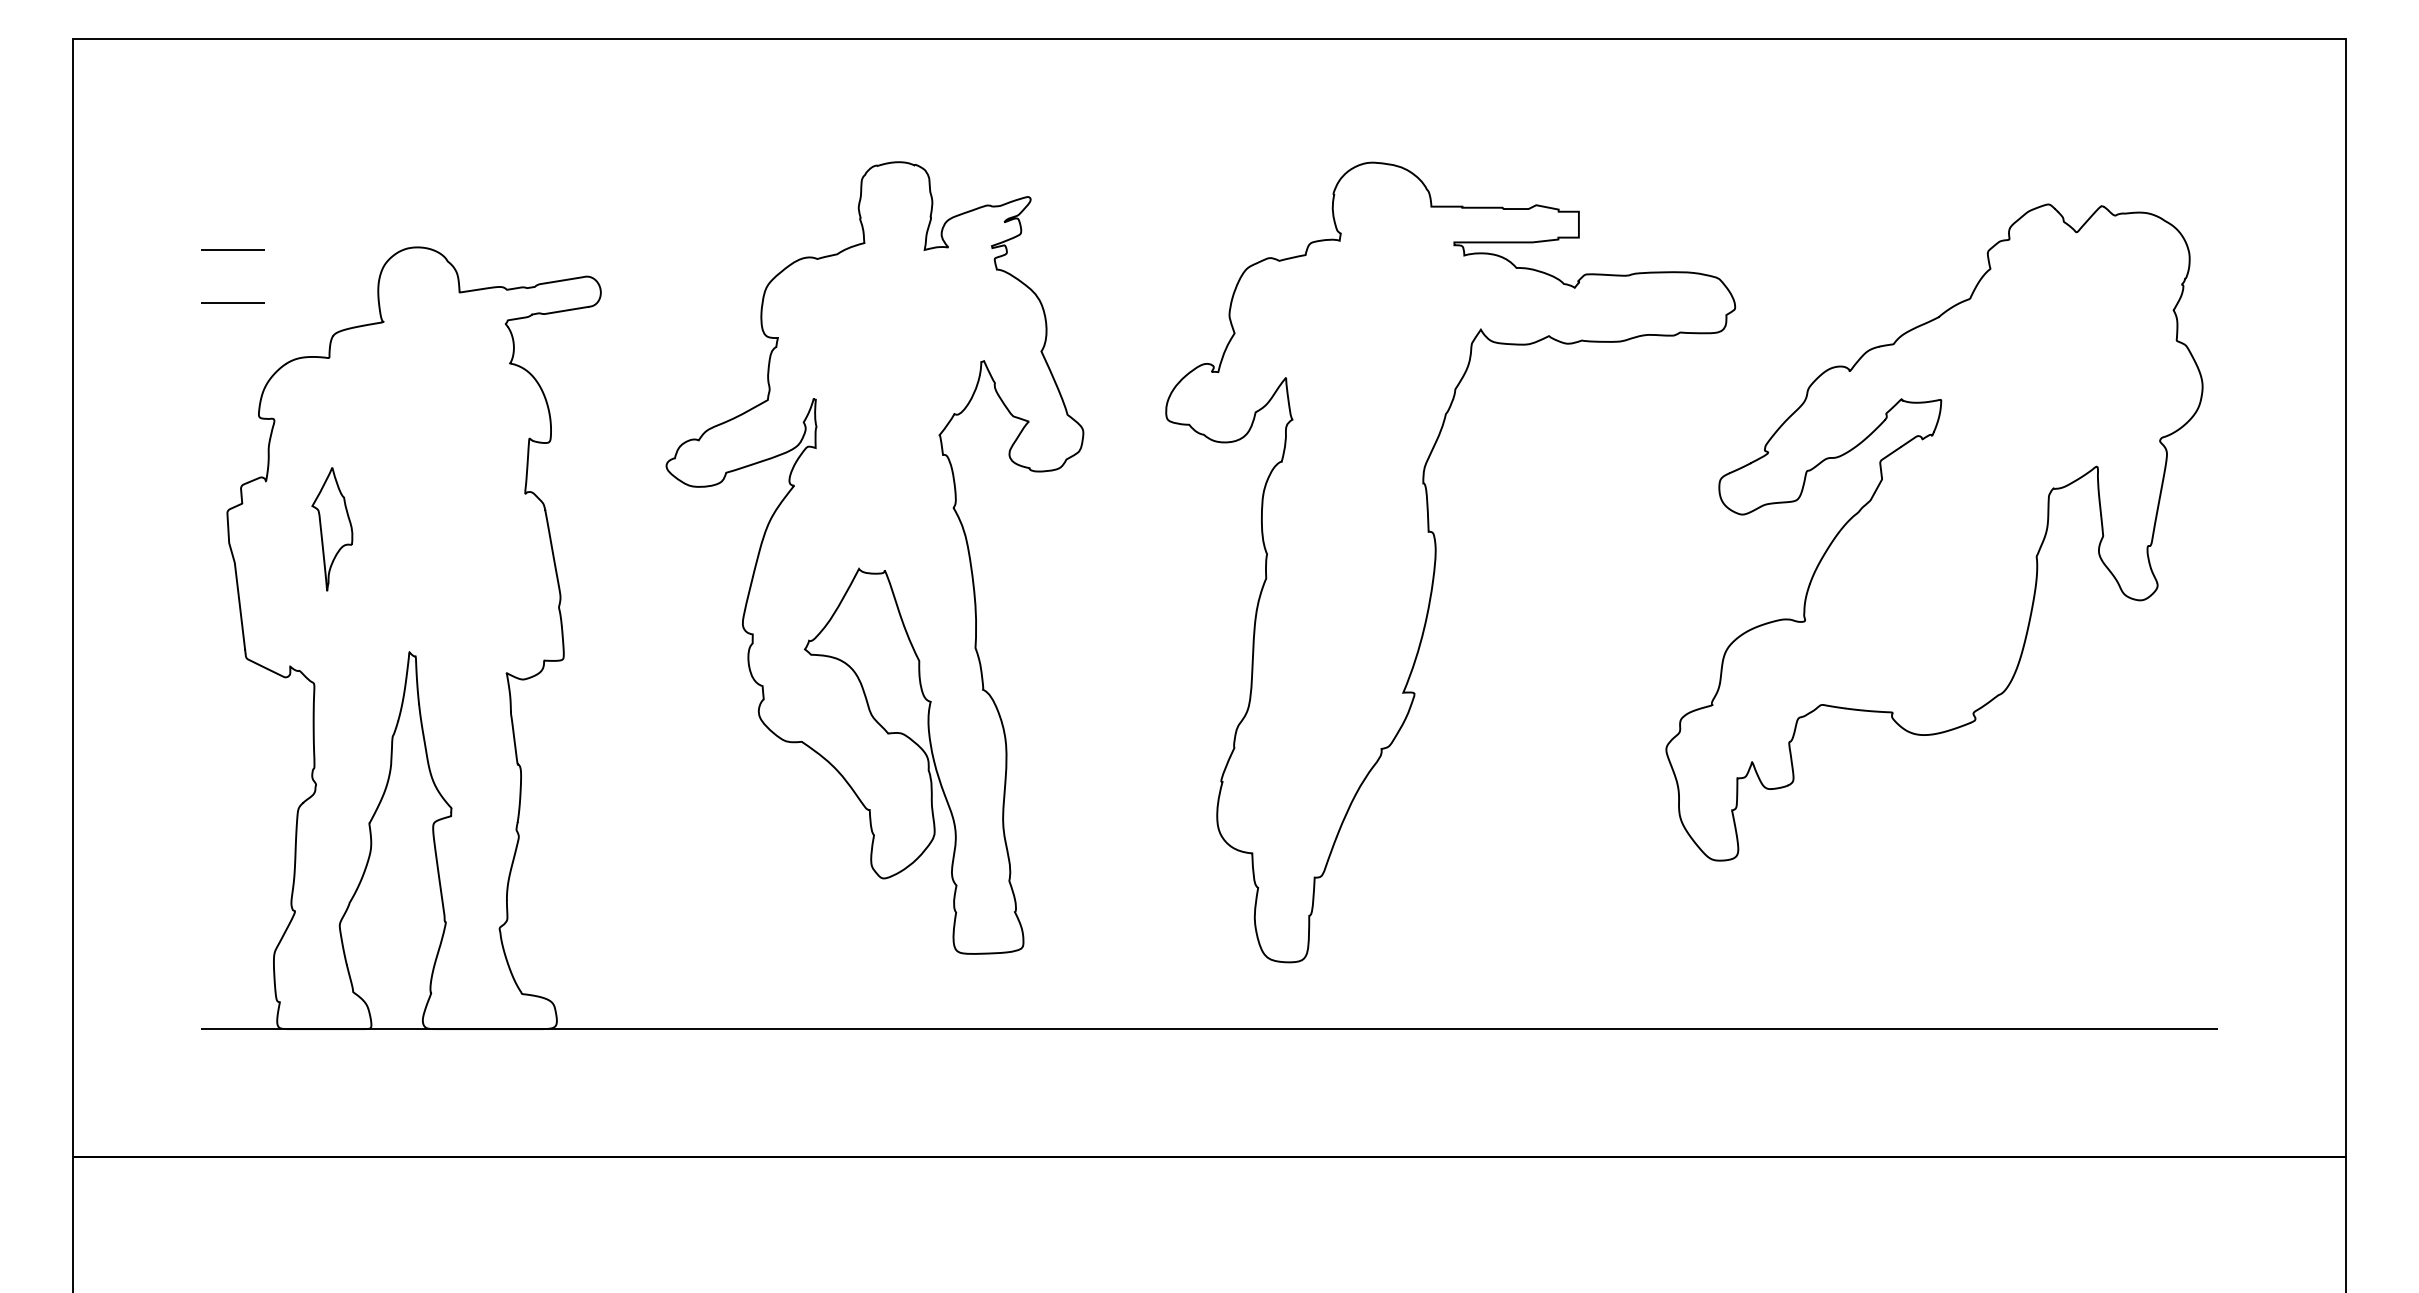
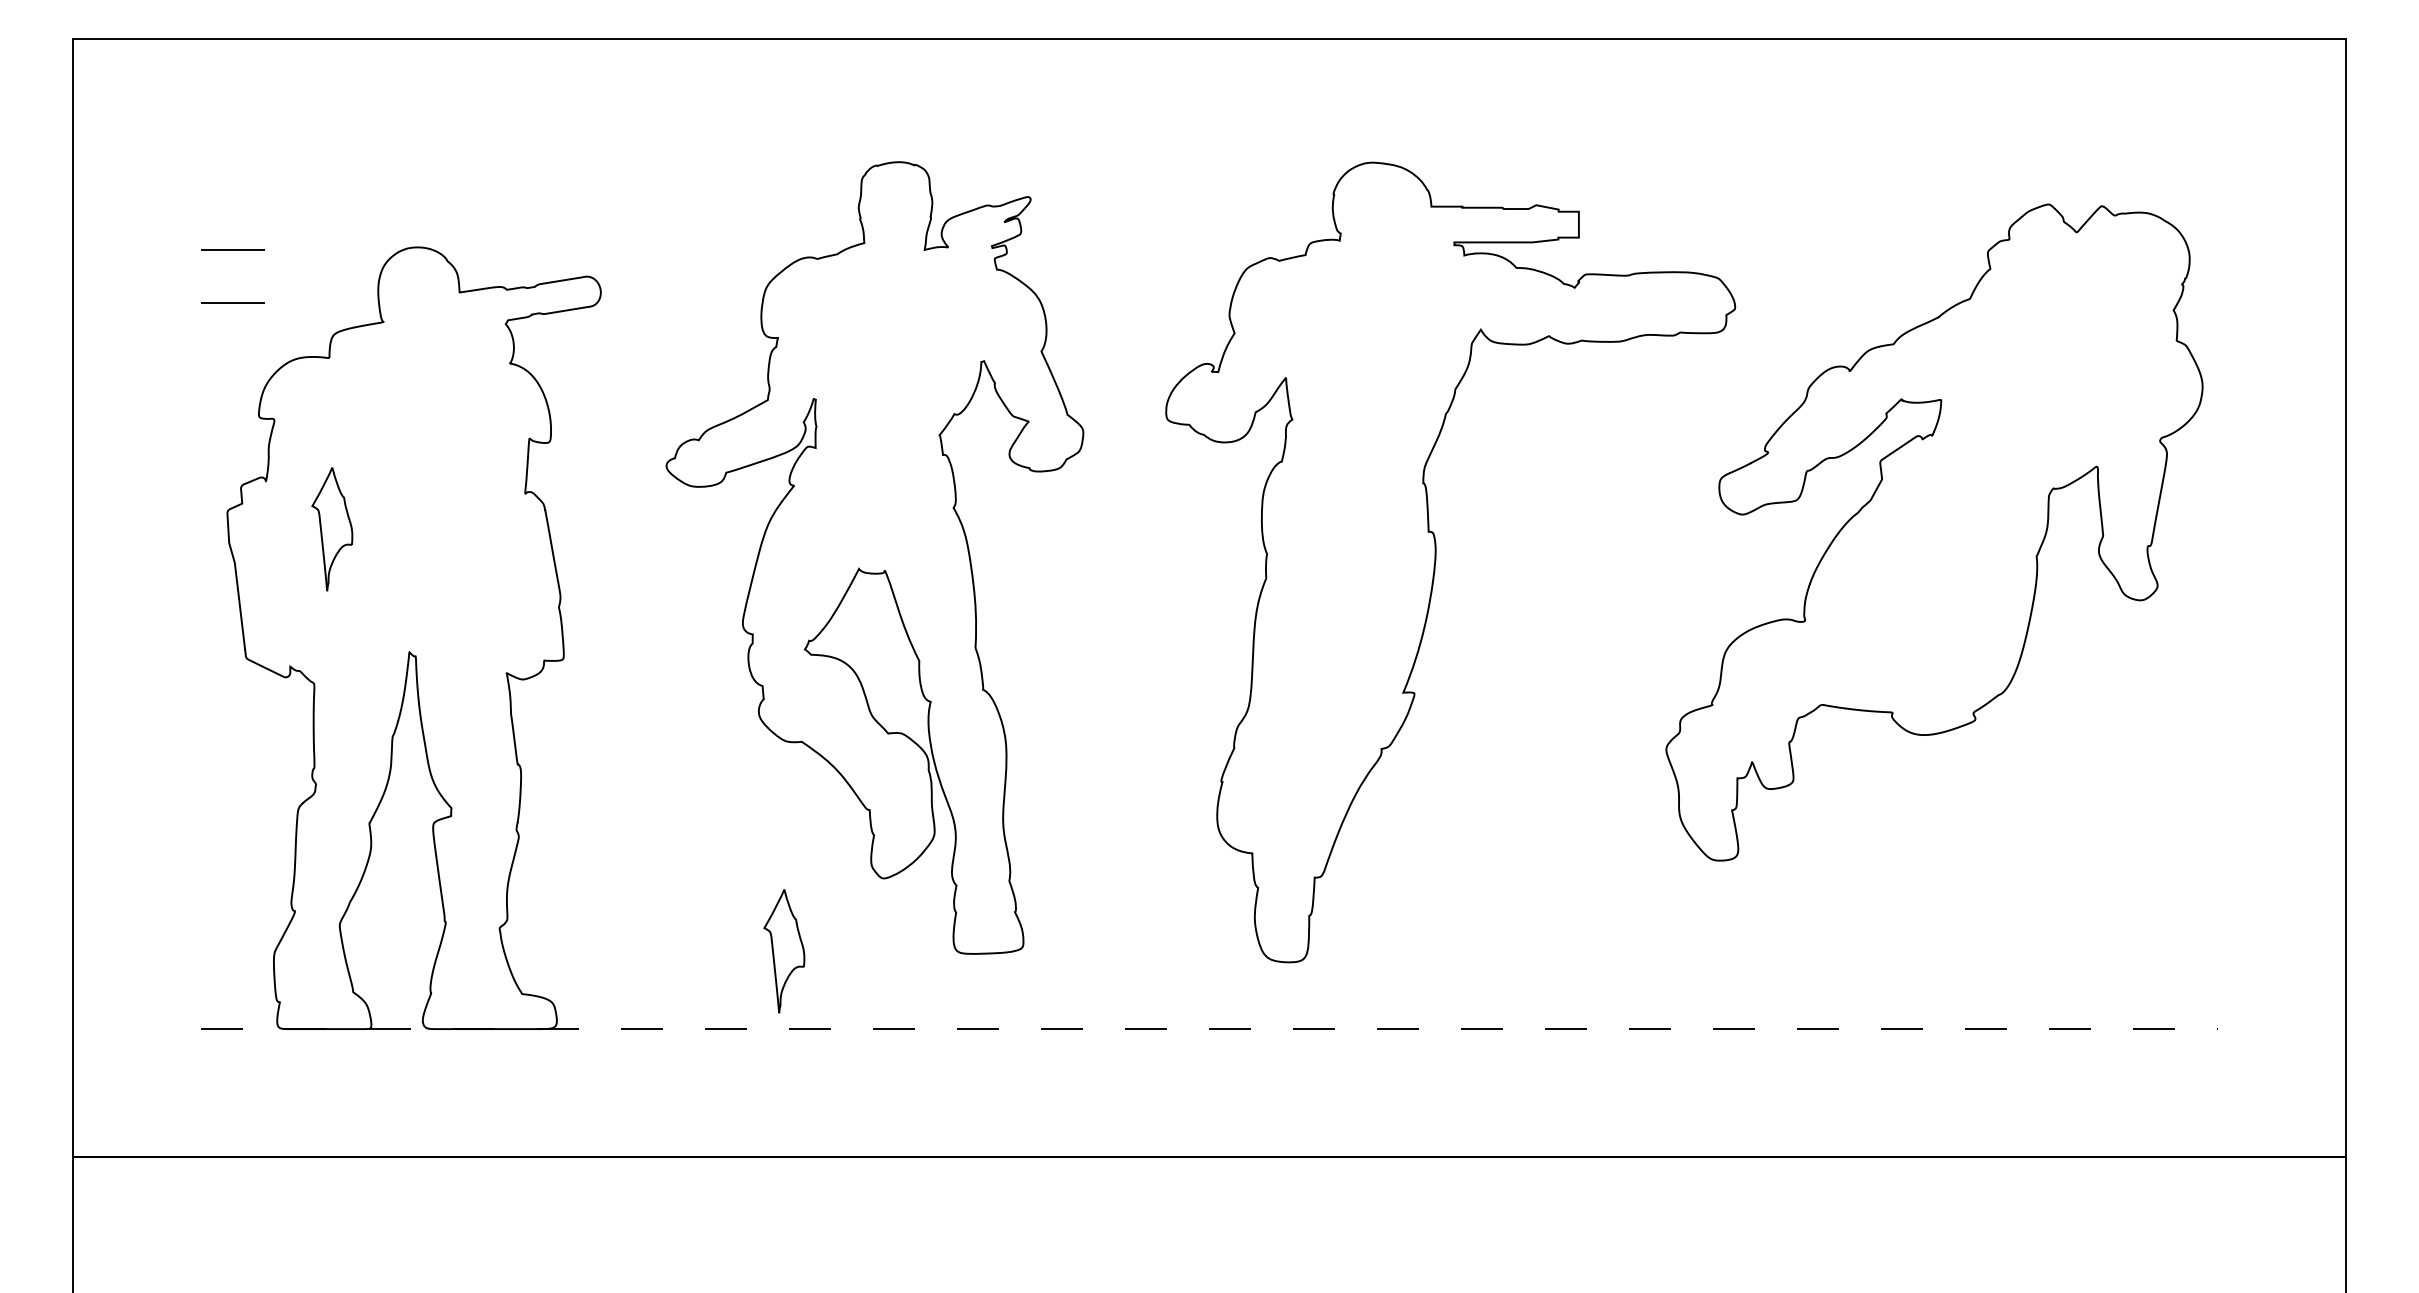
part: none -> present (784, 951)
line: solid -> dashed (1209, 1029)
